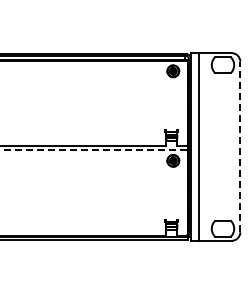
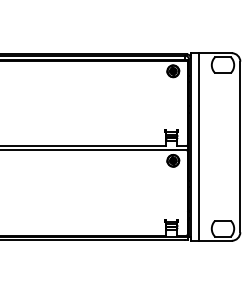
line: dashed -> solid (240, 146)
line: dashed -> solid (94, 150)
